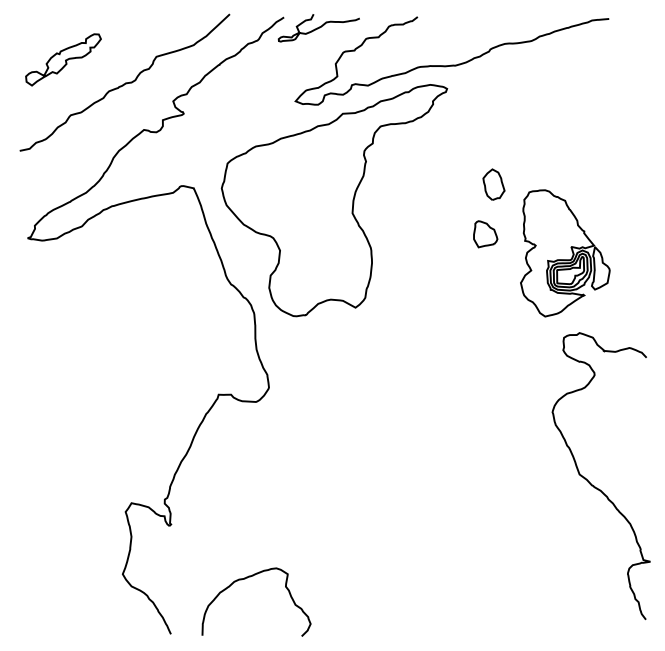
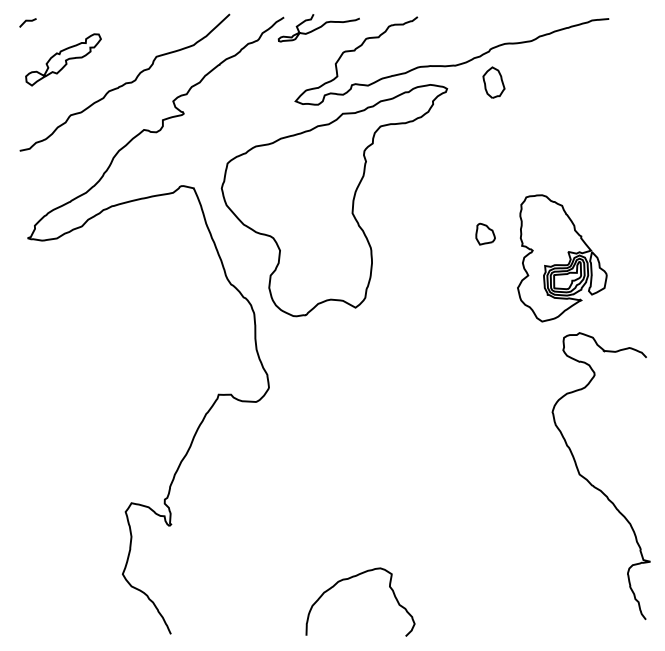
curve: none -> present (27, 21)
part position: (493, 184) -> (493, 82) (493, 82)
part size: 26x29 px -> 21x24 px (485, 233)
part position: (565, 253) -> (562, 258) (562, 258)
curve position: (245, 579) -> (349, 579) (349, 579)
